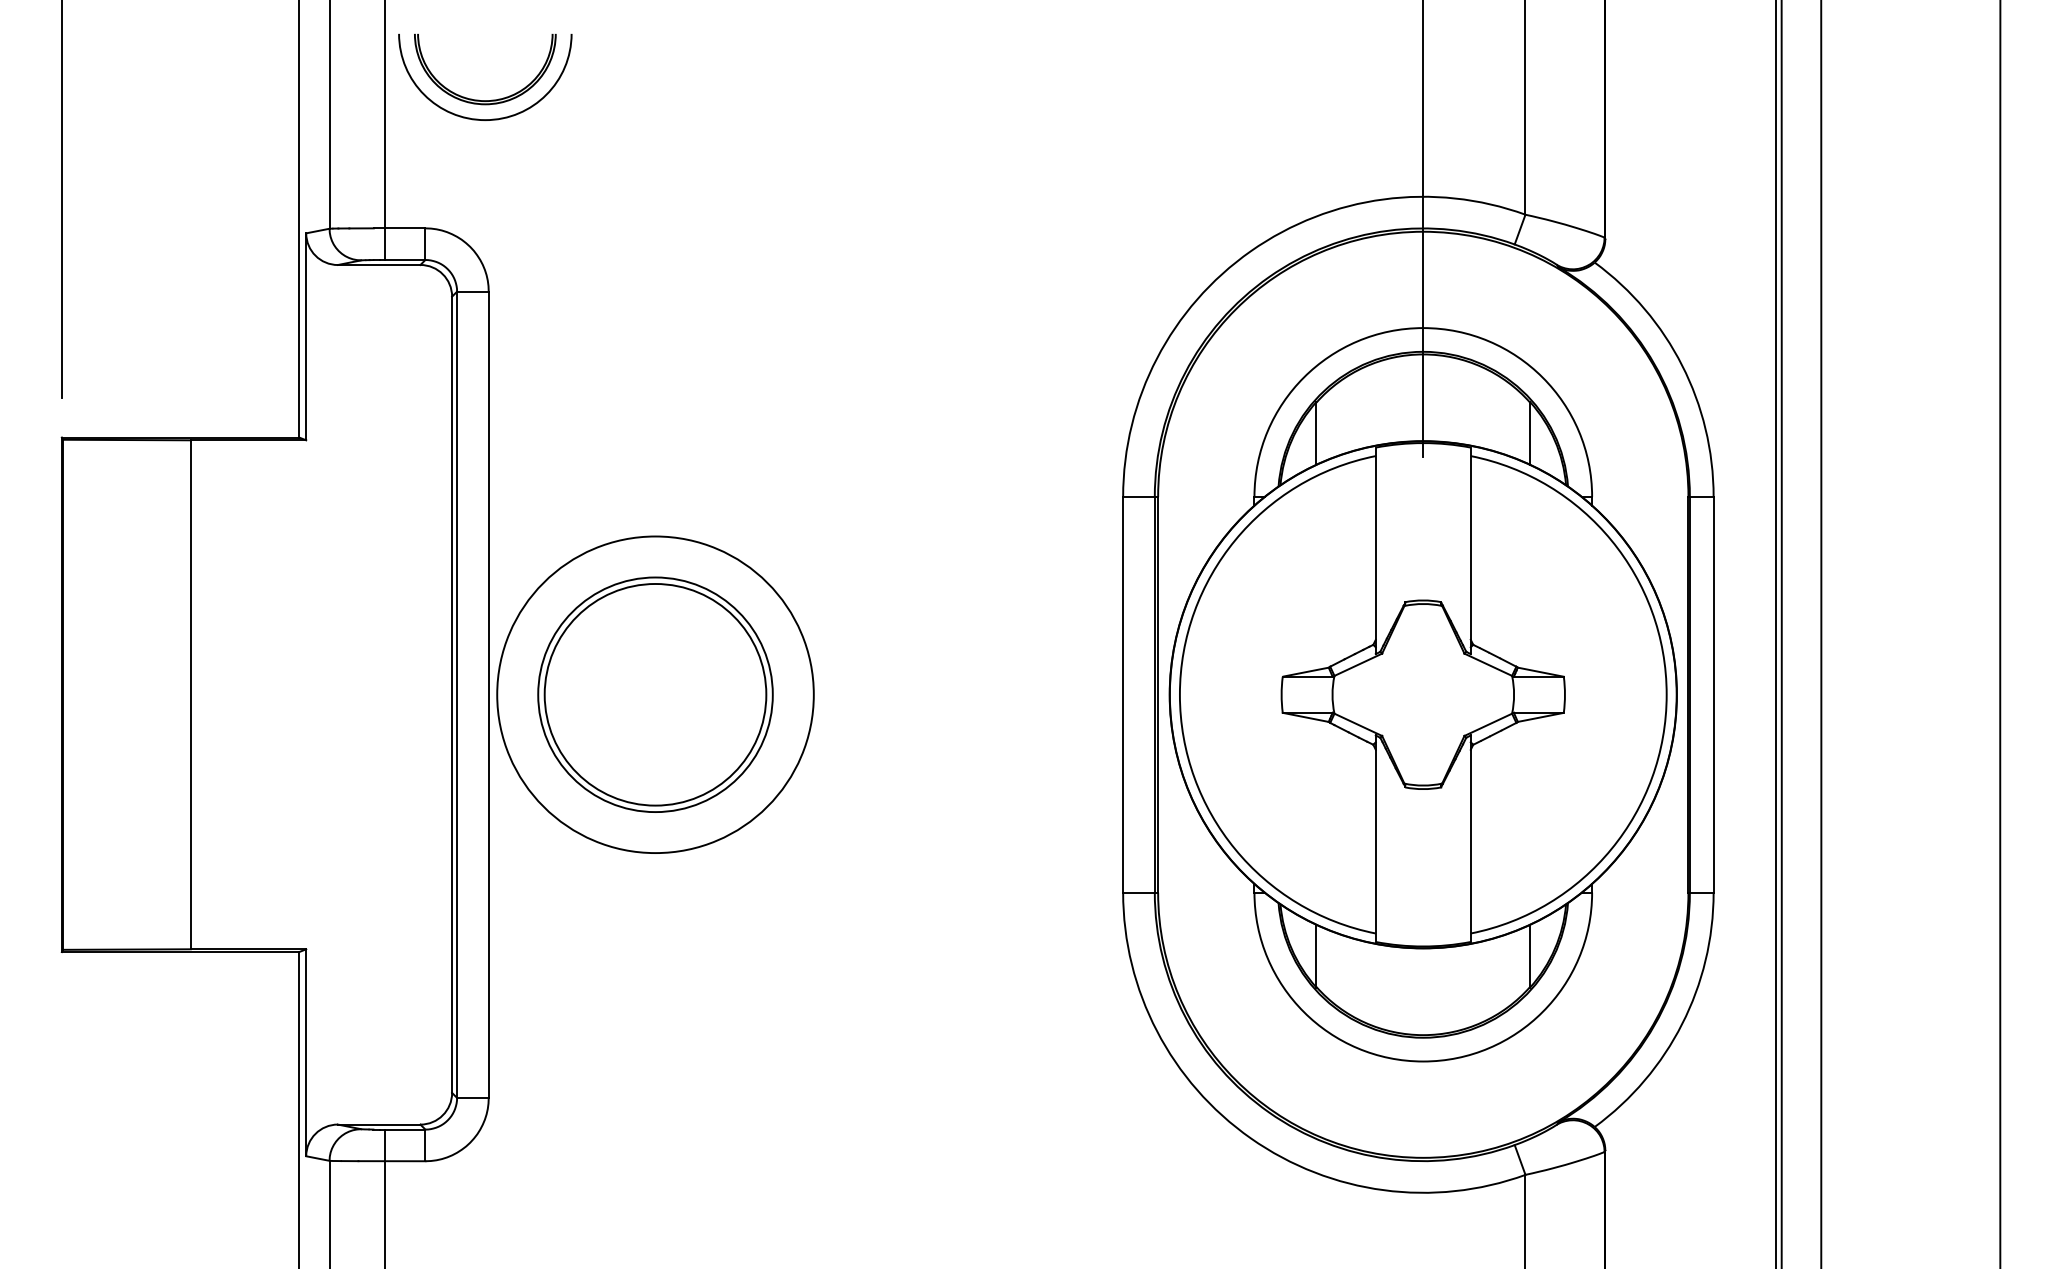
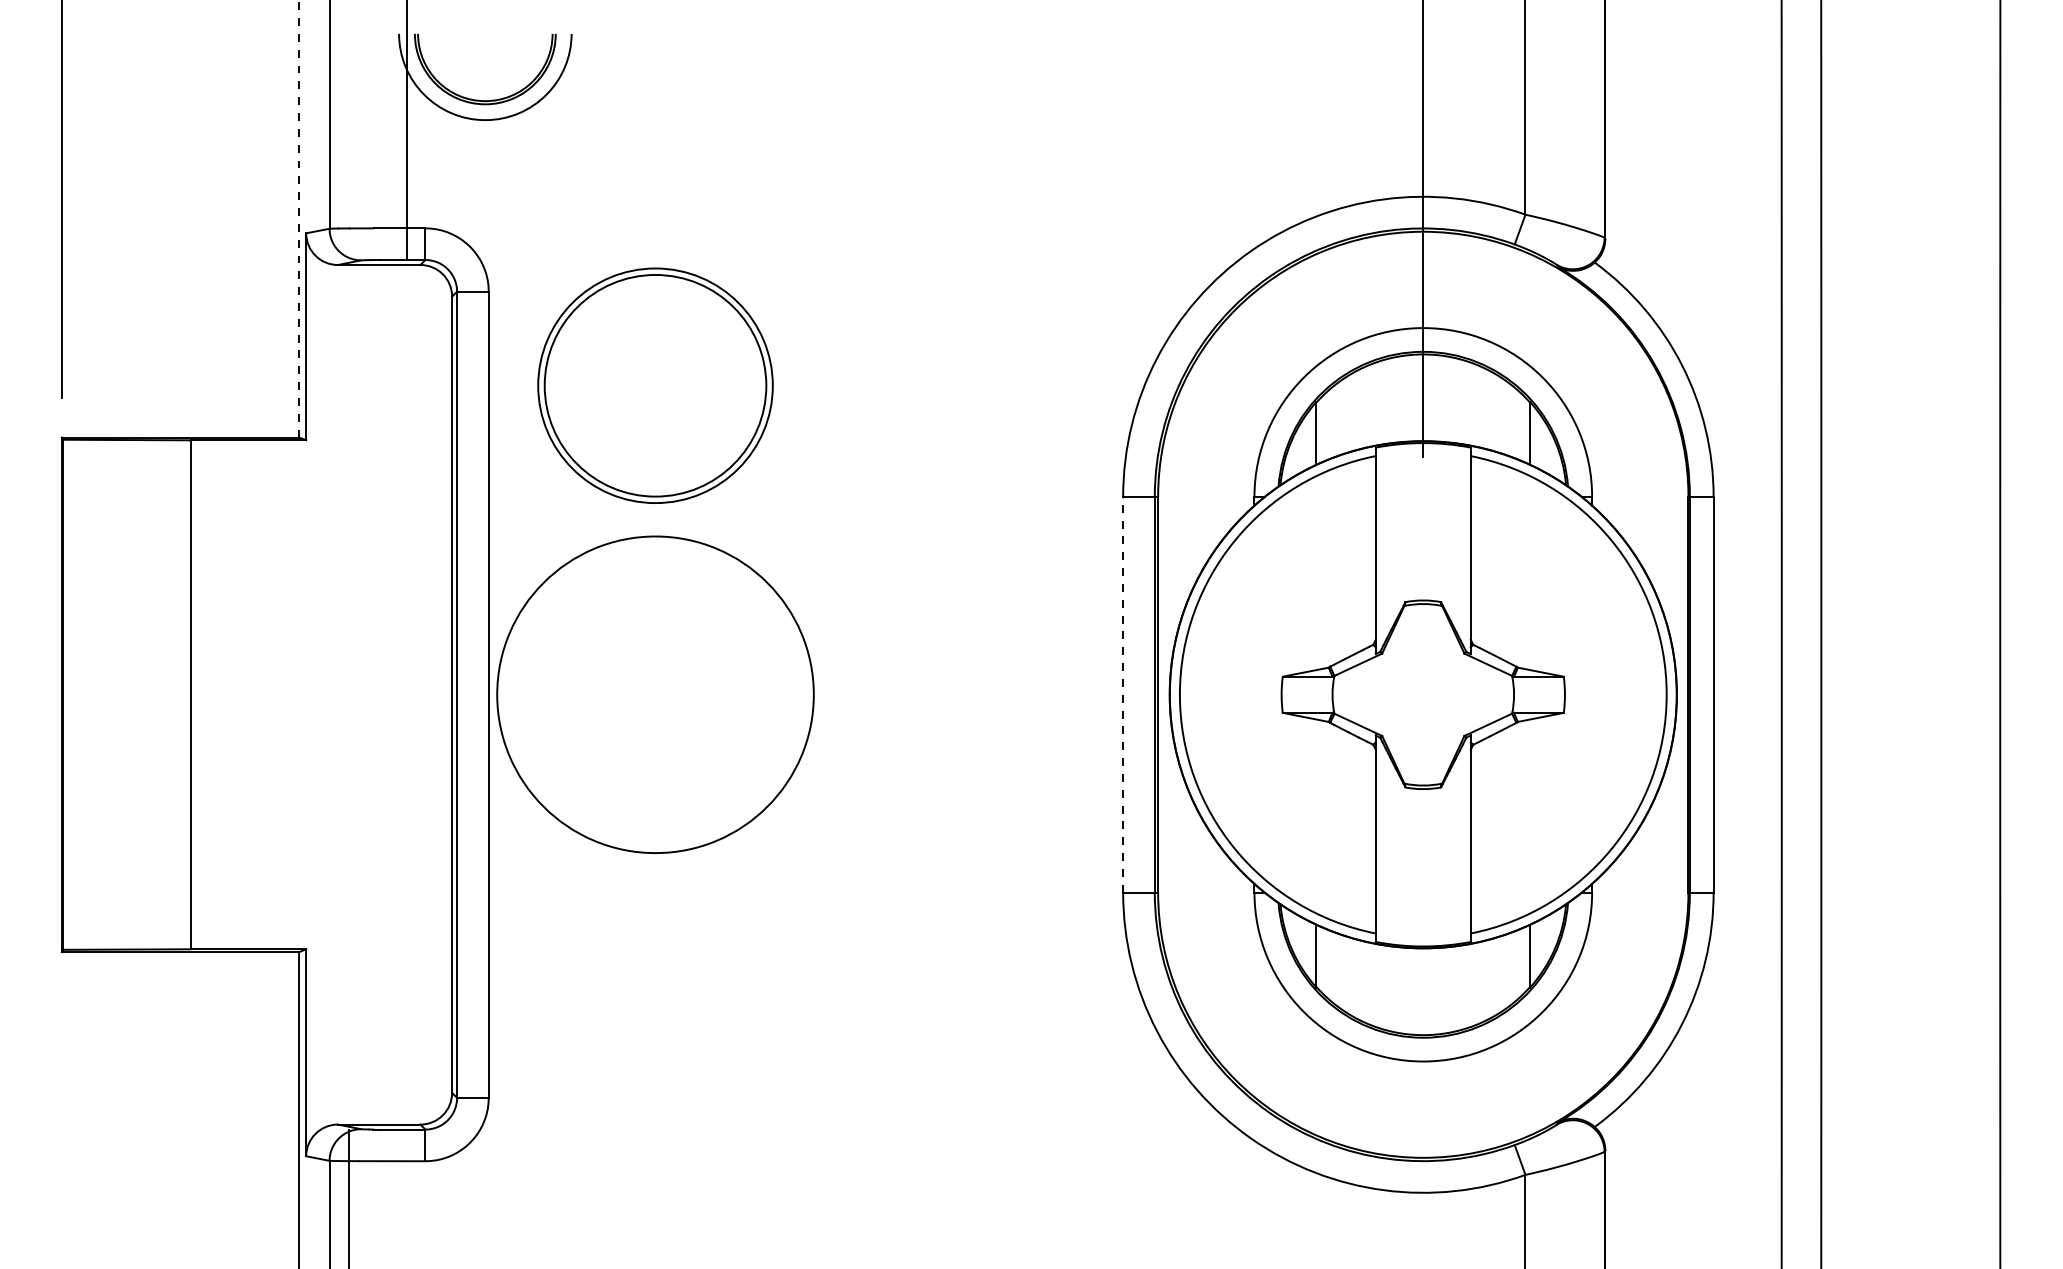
line position: (384, 131) -> (406, 131) (406, 131)
line: solid -> dashed (299, 218)
line: present -> none (1775, 633)
part position: (655, 694) -> (655, 385) (655, 385)
line: solid -> dashed (1123, 694)
line position: (384, 1197) -> (348, 1197) (348, 1197)
